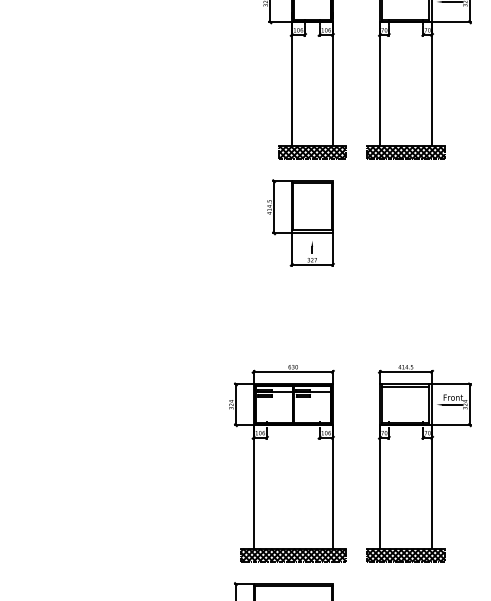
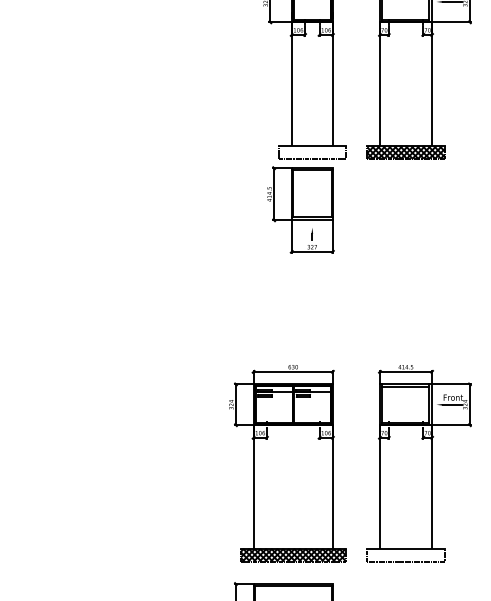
hatch: present -> none (312, 152)
part position: (300, 222) -> (300, 209) (300, 209)
hatch: present -> none (405, 554)
